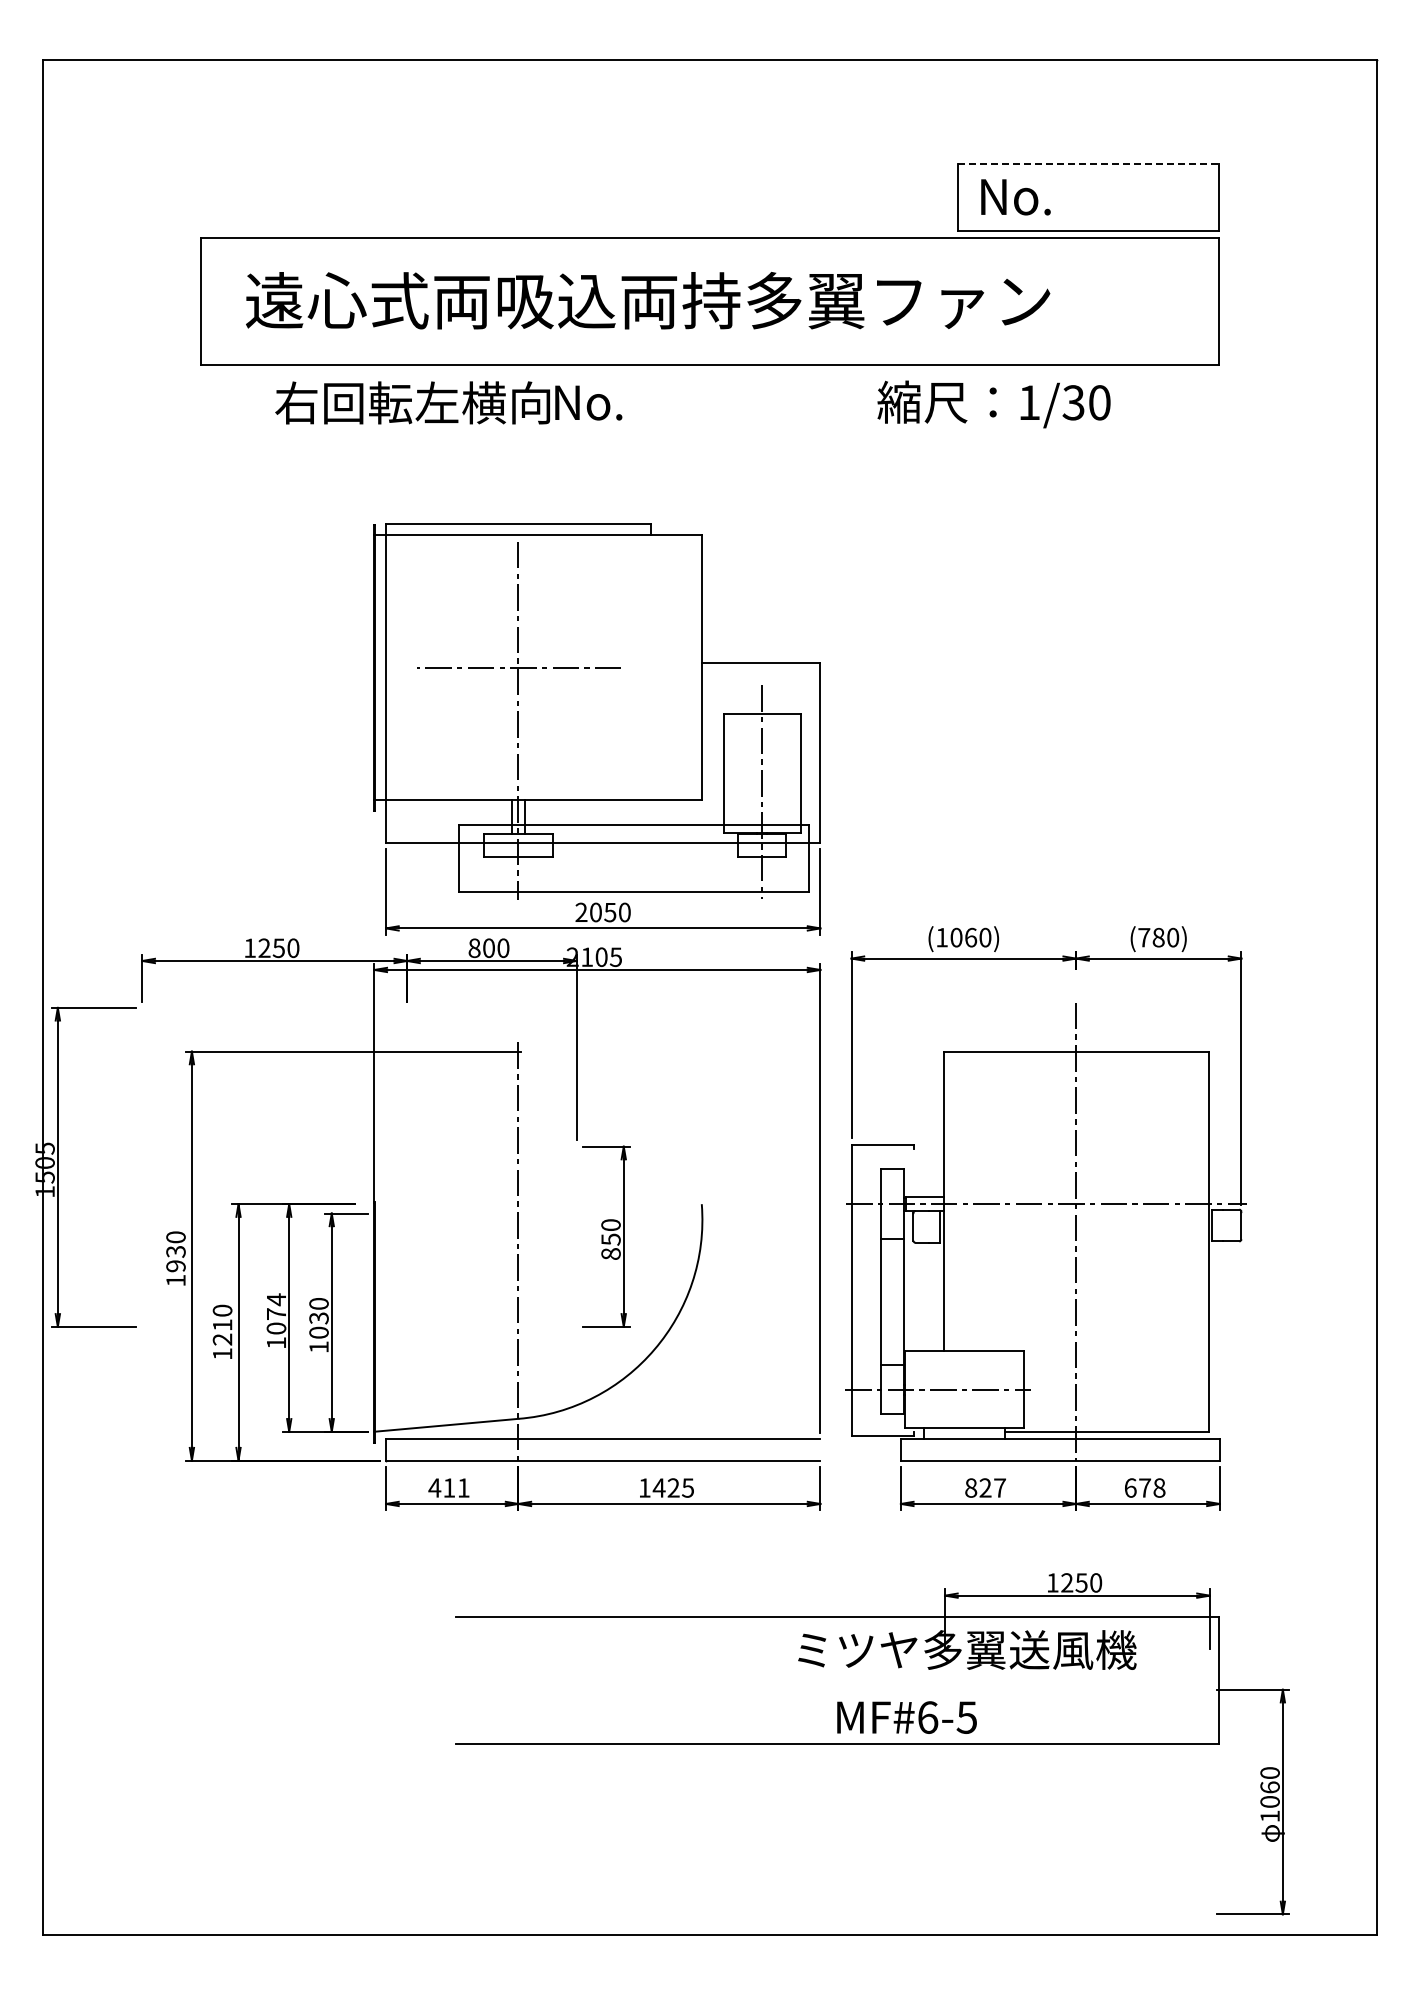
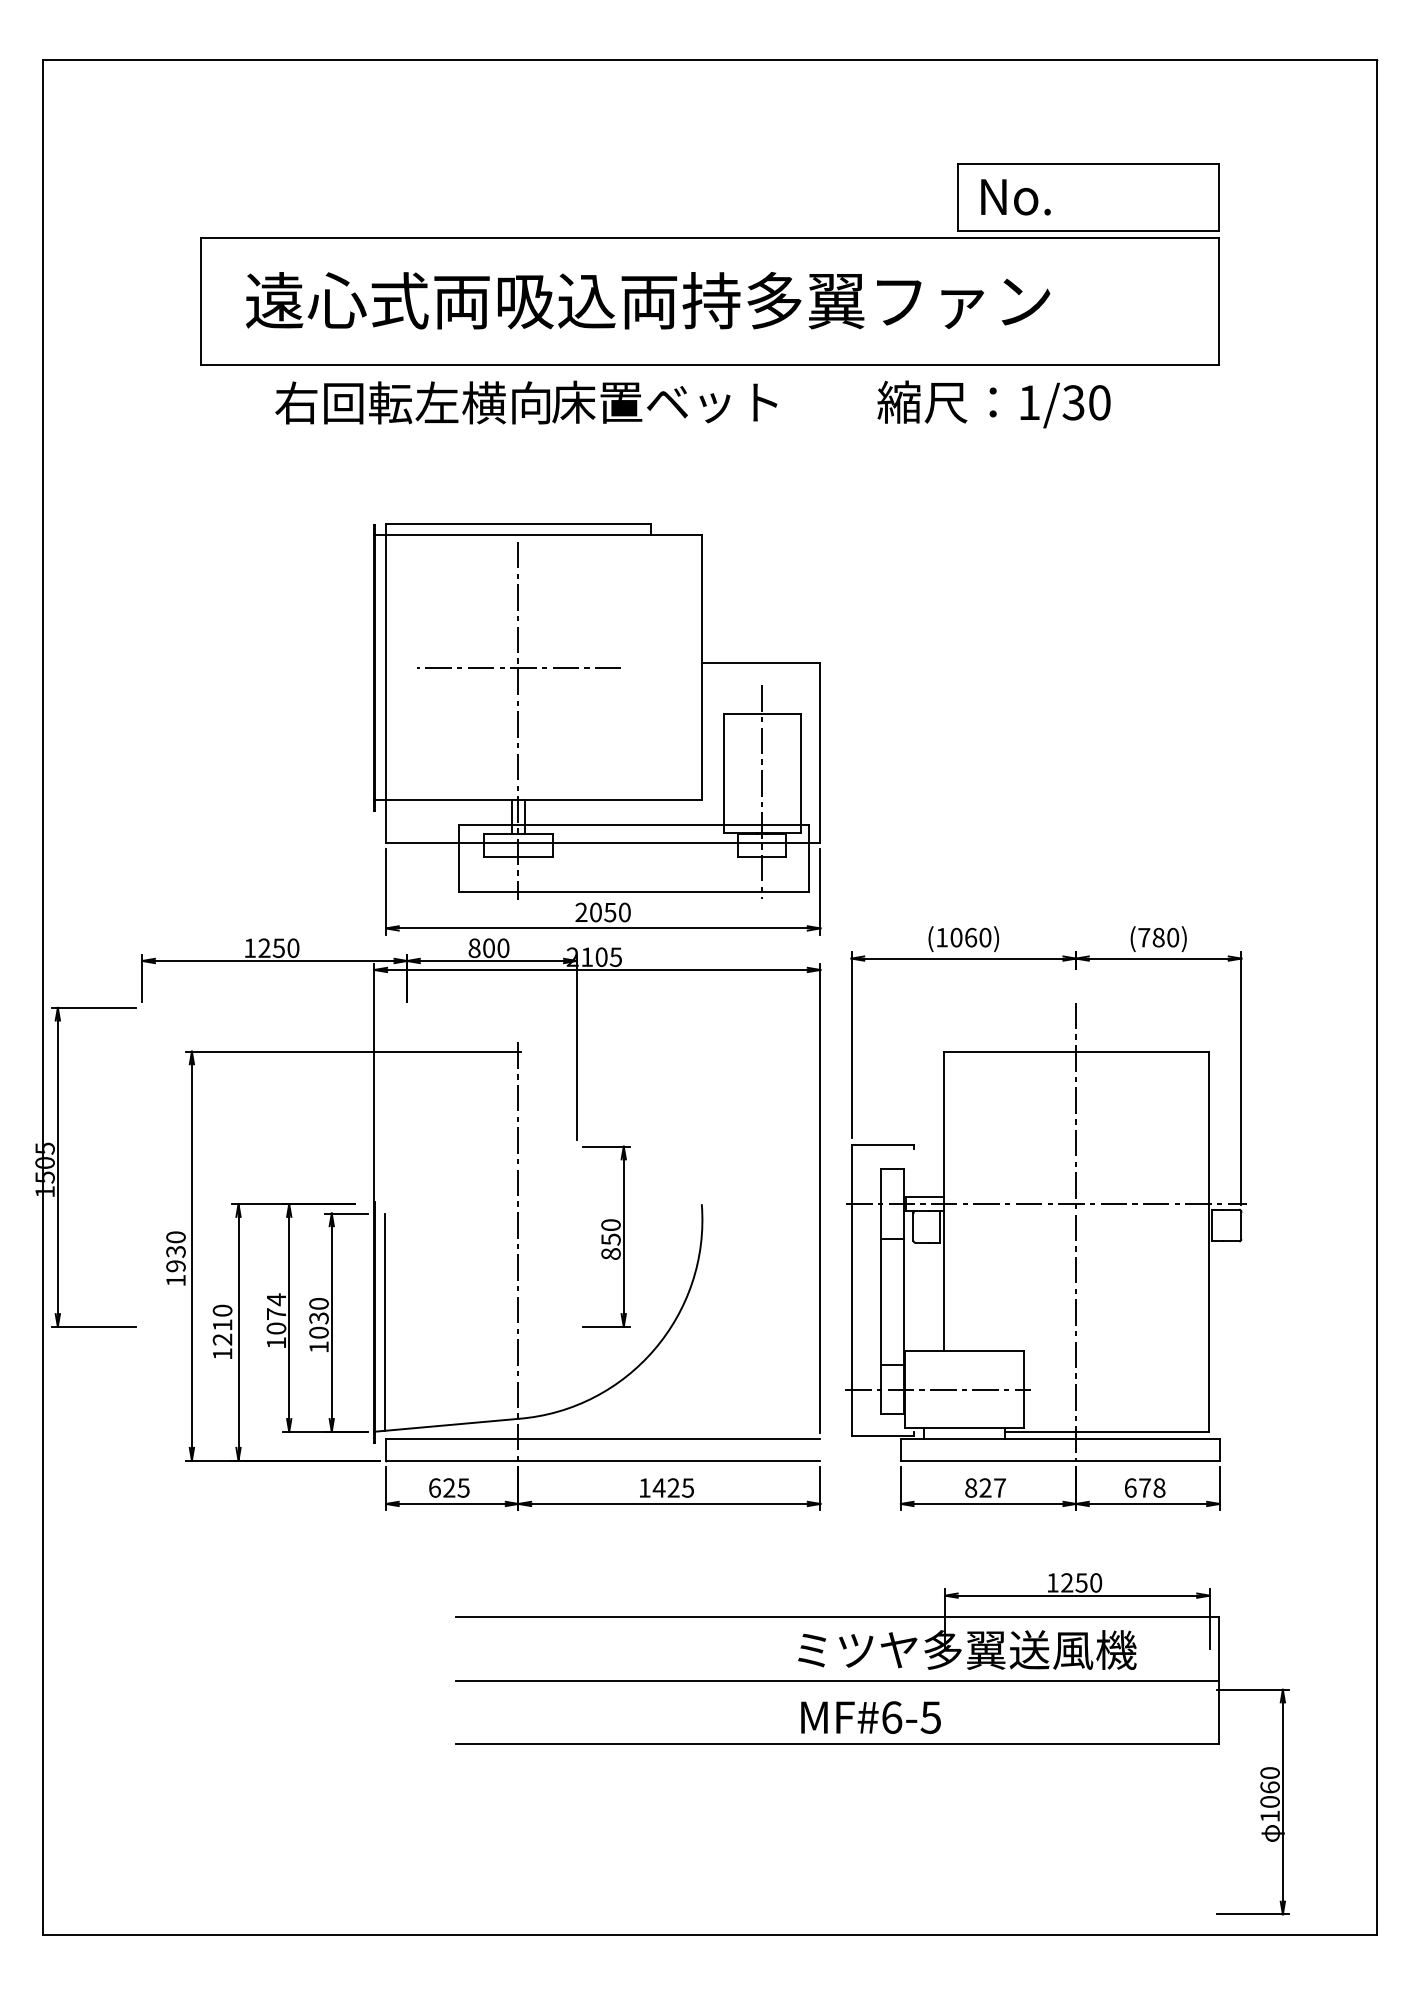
line: dashed -> solid (1088, 163)
text: No. -> 床置ベット (664, 401)
line: none -> present (384, 1321)
text: 411 -> 625 (448, 1487)
line: none -> present (836, 1680)
text position: (906, 1717) -> (870, 1717) (870, 1717)
